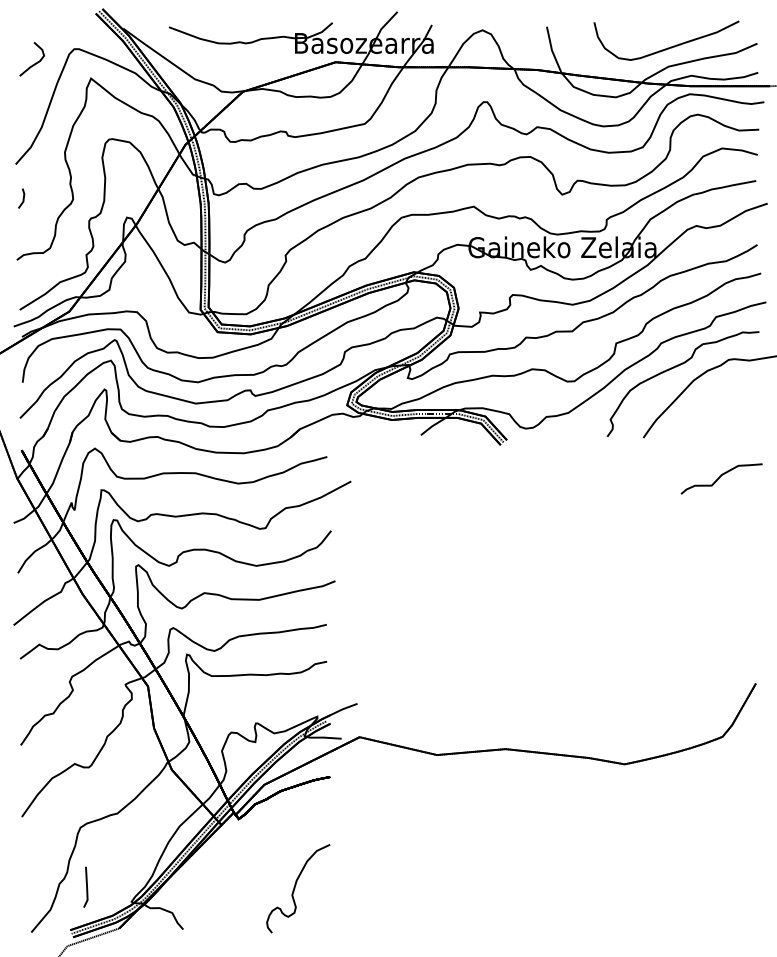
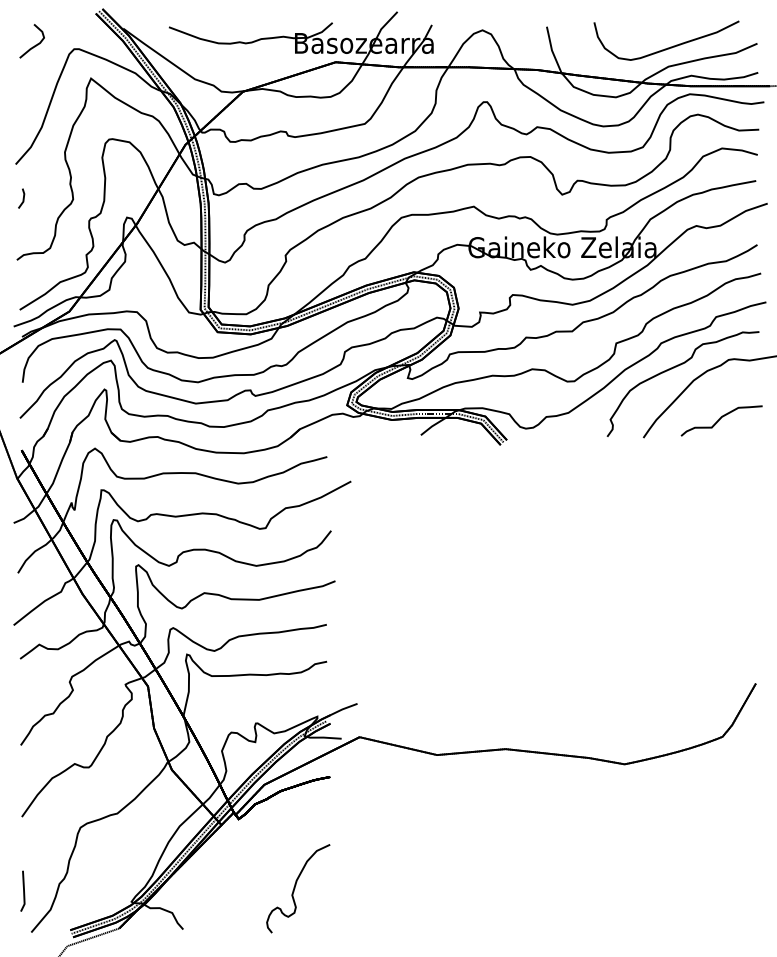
curve position: (35, 62) -> (35, 44) (35, 44)
part position: (721, 478) -> (721, 420) (721, 420)
line position: (86, 886) -> (23, 890) (23, 890)
